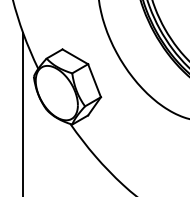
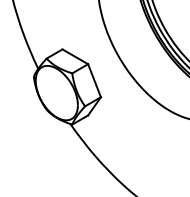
line: present -> none (23, 112)
